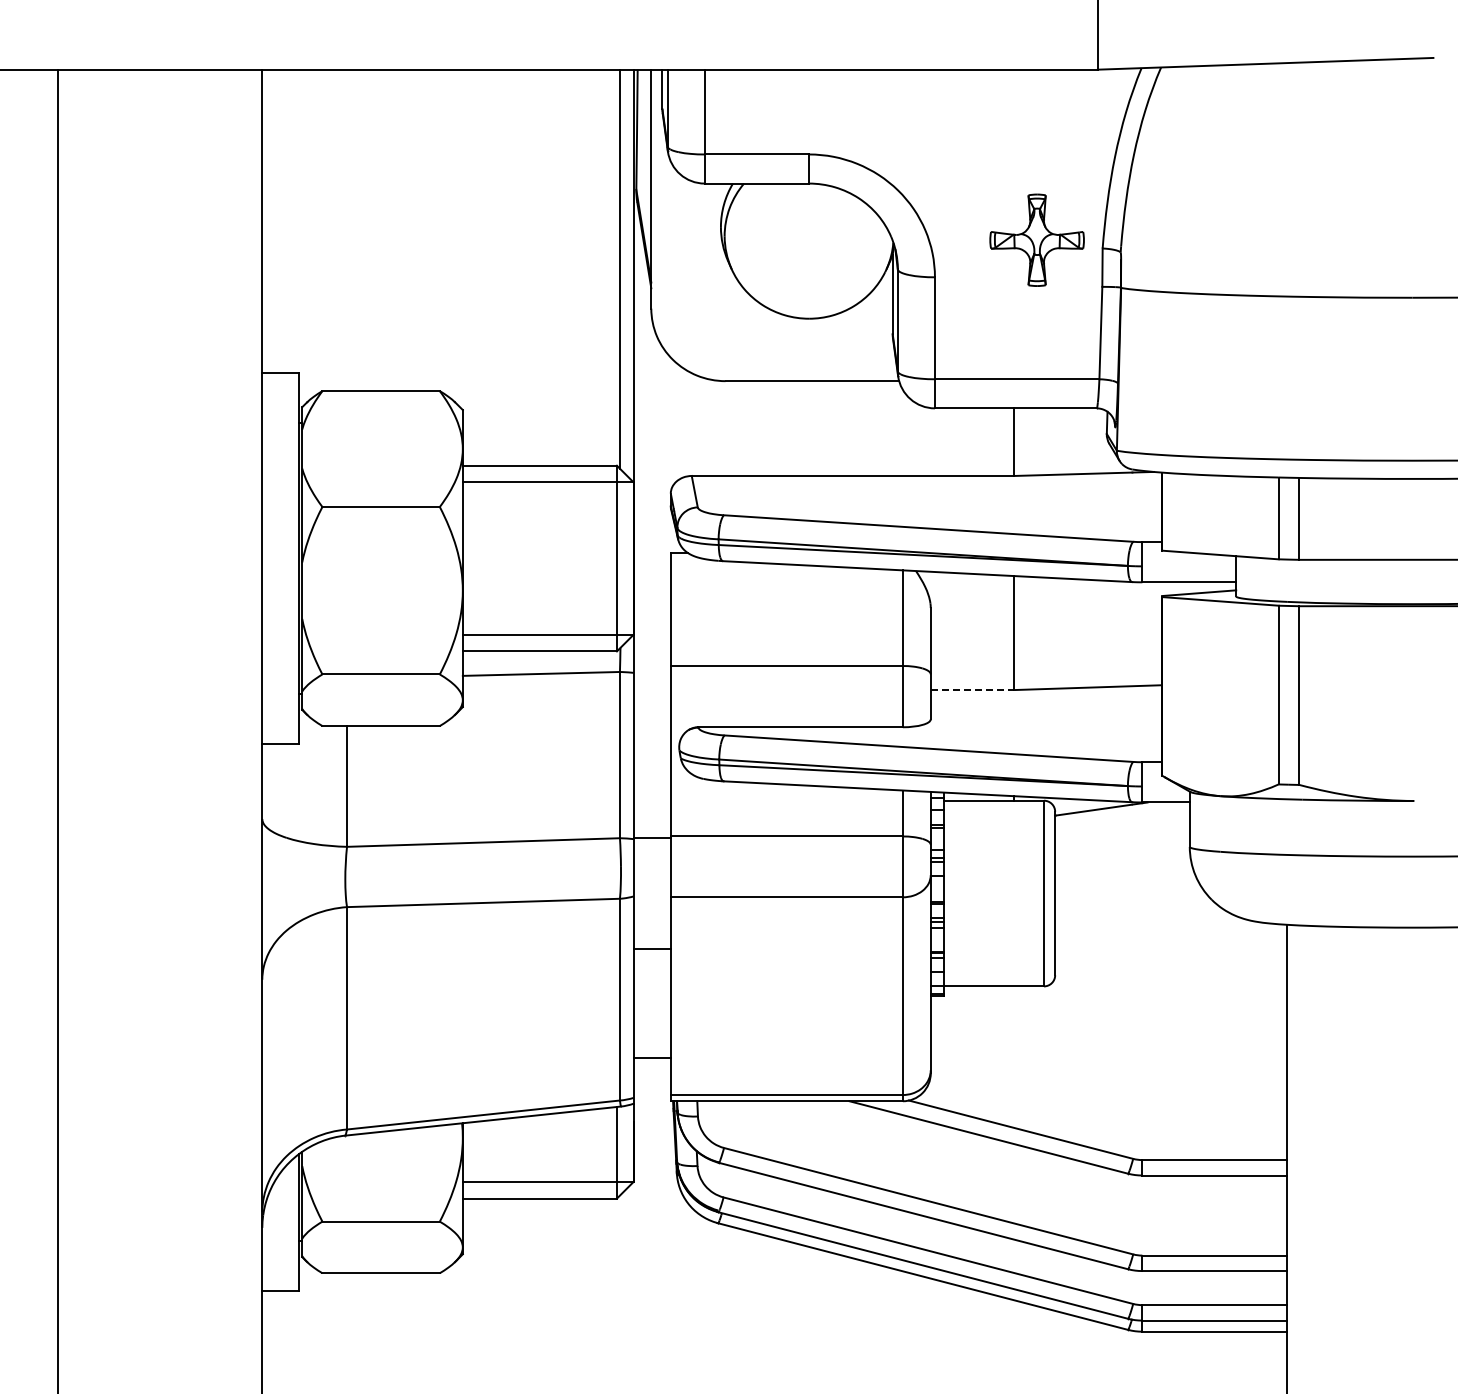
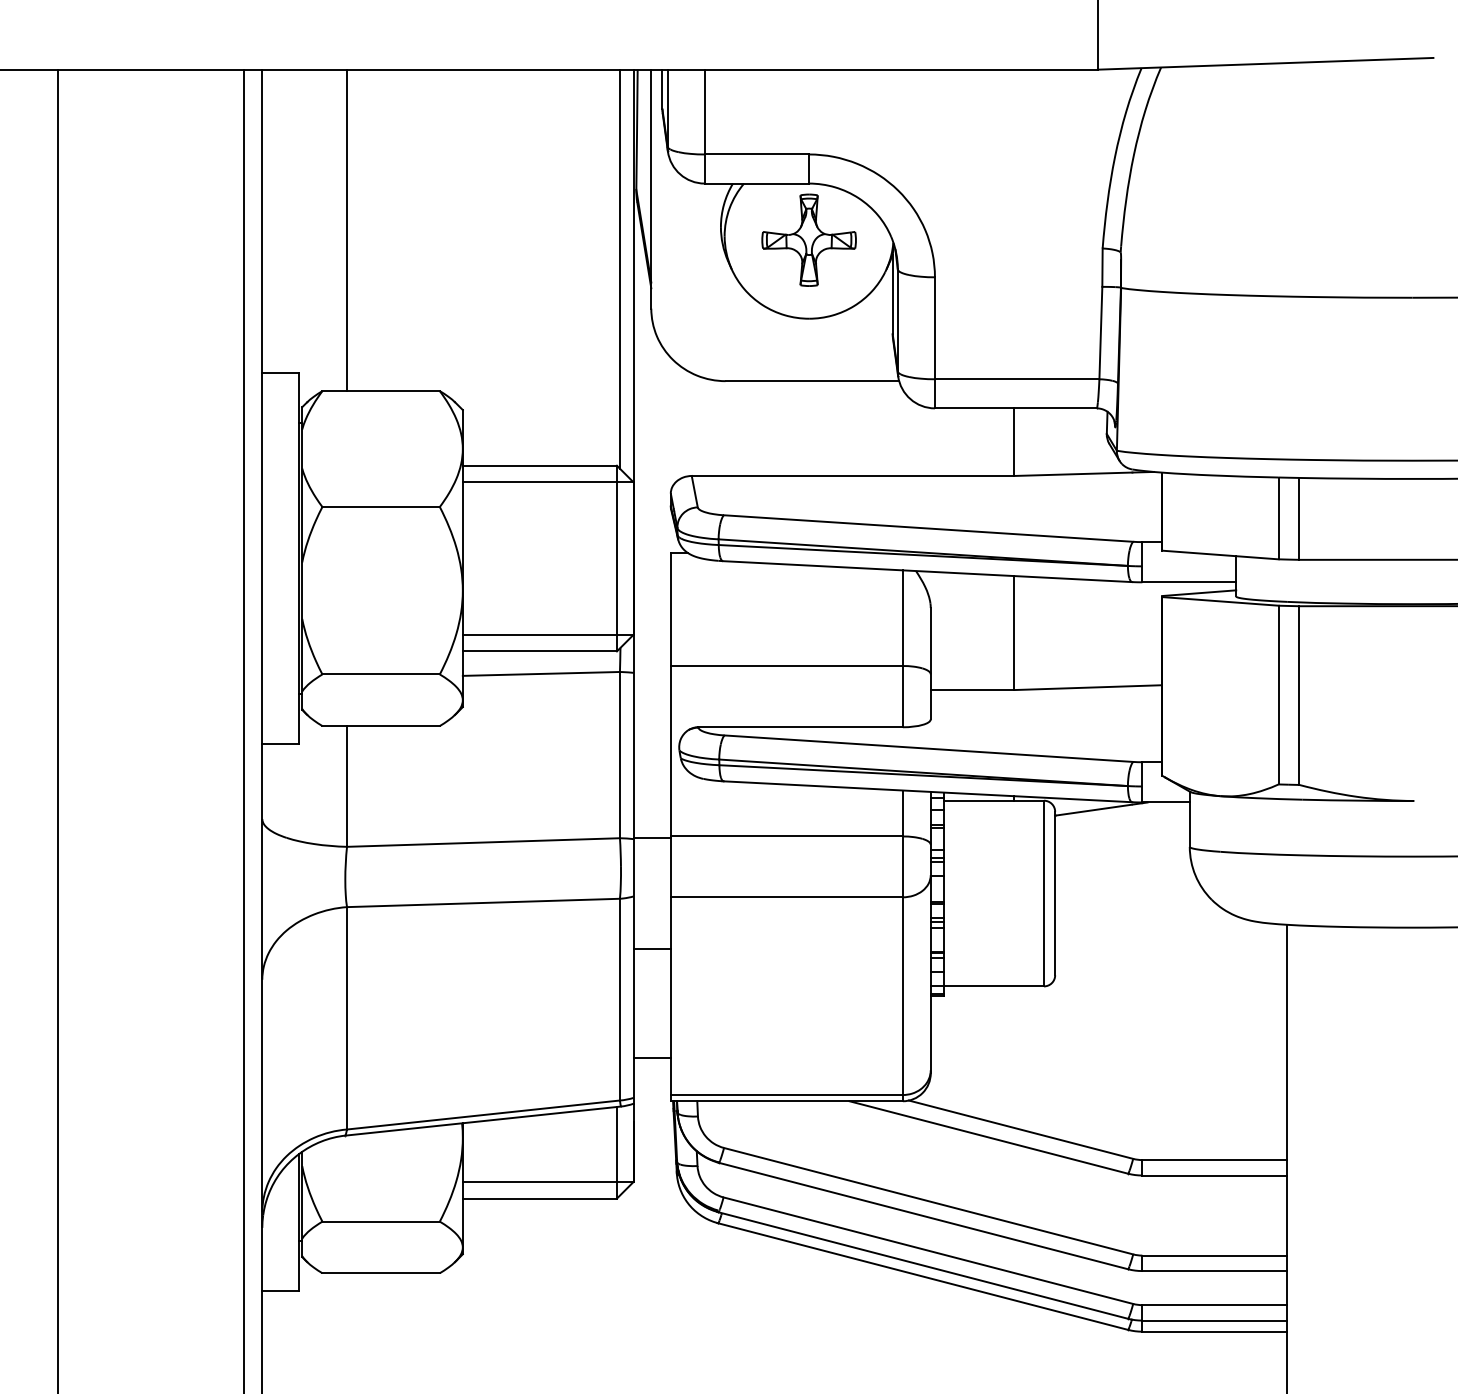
line: none -> present (347, 230)
part position: (1036, 239) -> (808, 239) (808, 239)
line: dashed -> solid (972, 690)
line: none -> present (243, 729)
